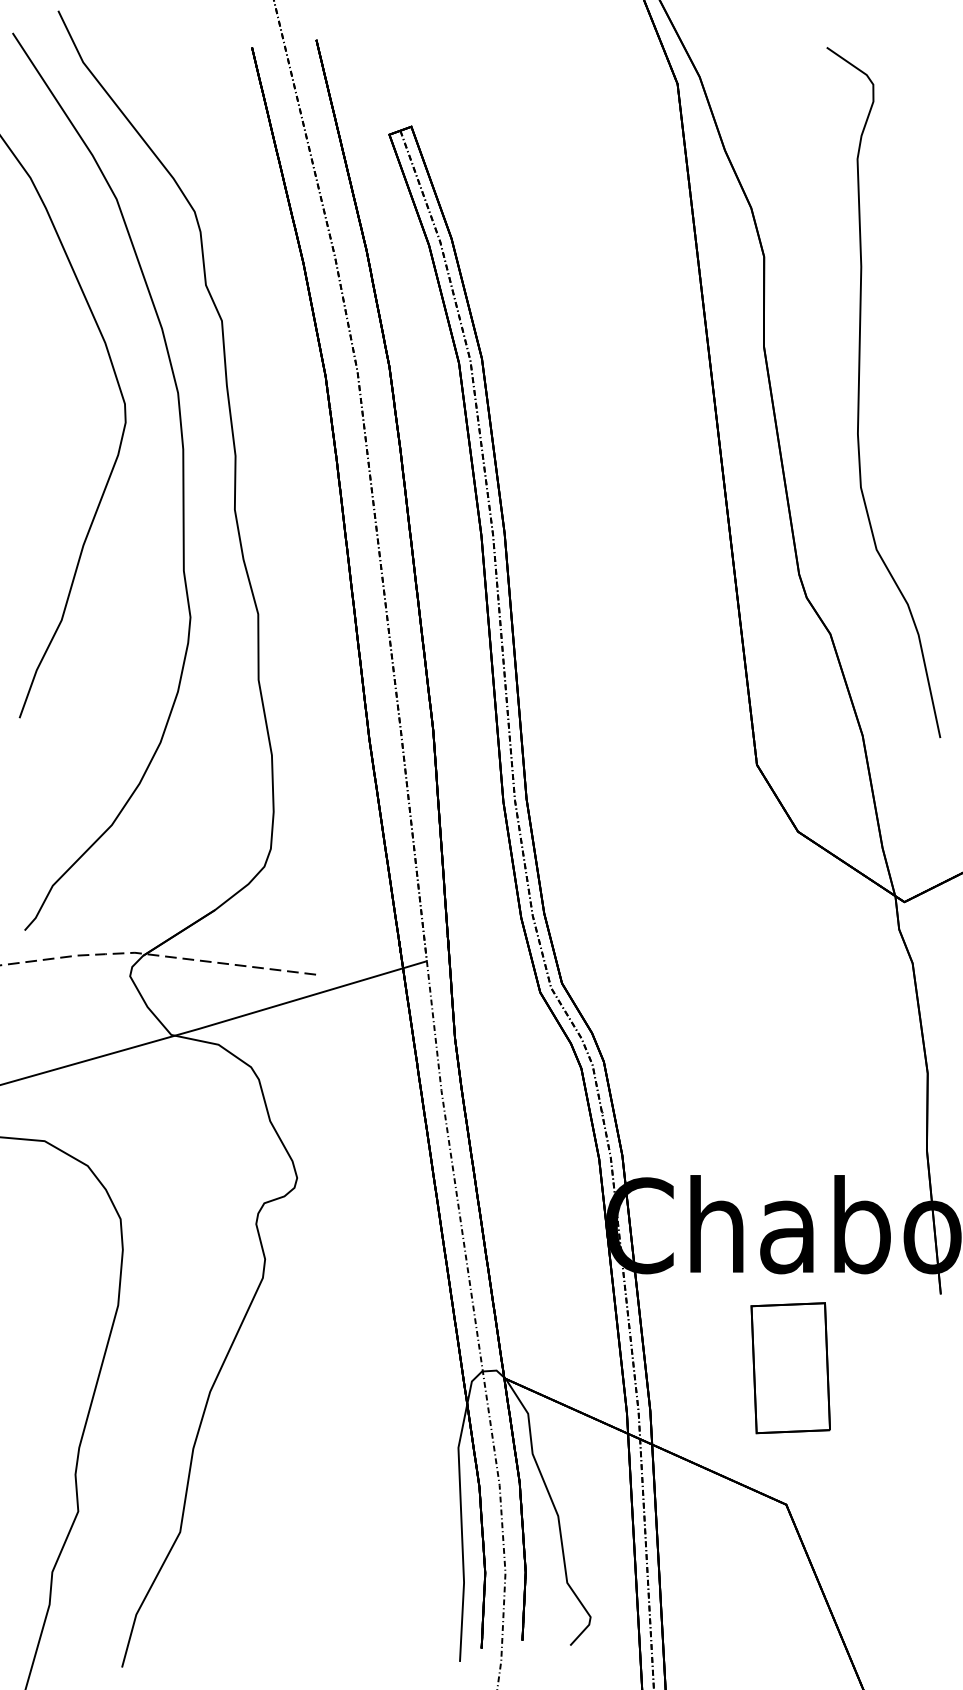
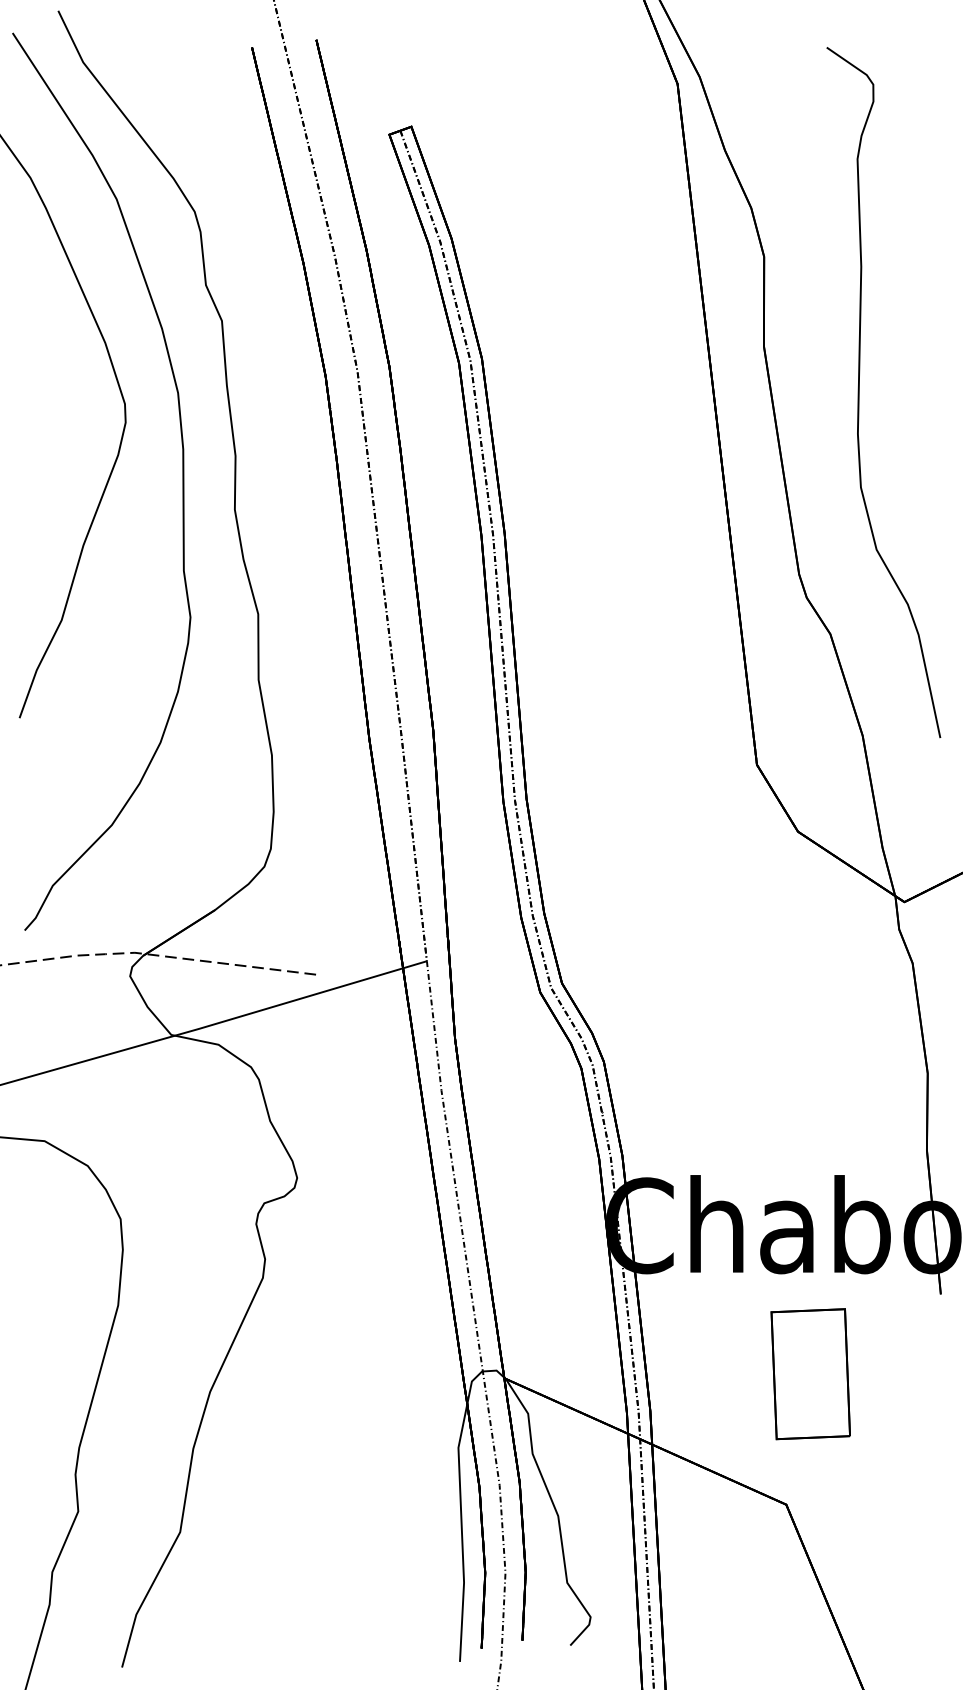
part position: (790, 1368) -> (810, 1374) (810, 1374)
